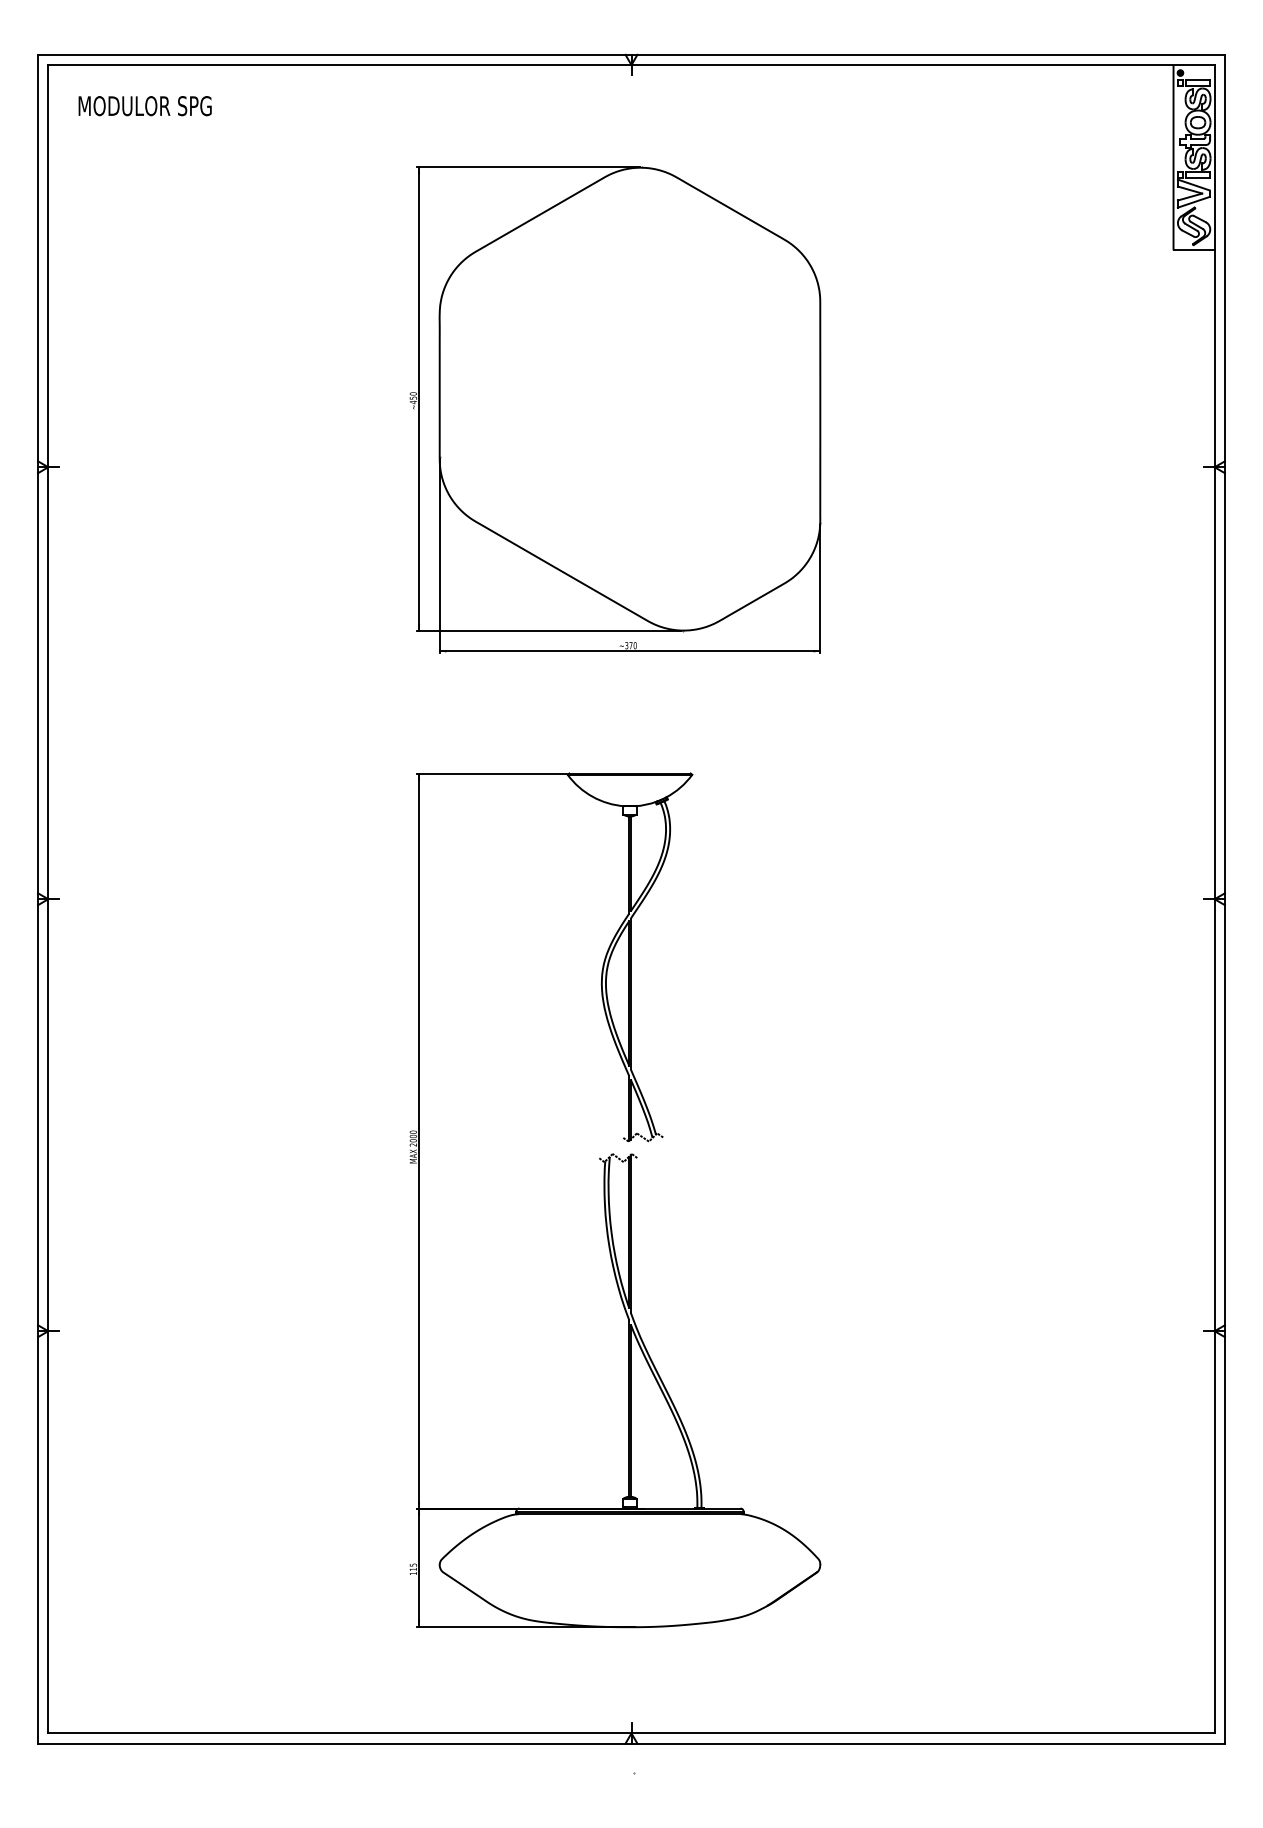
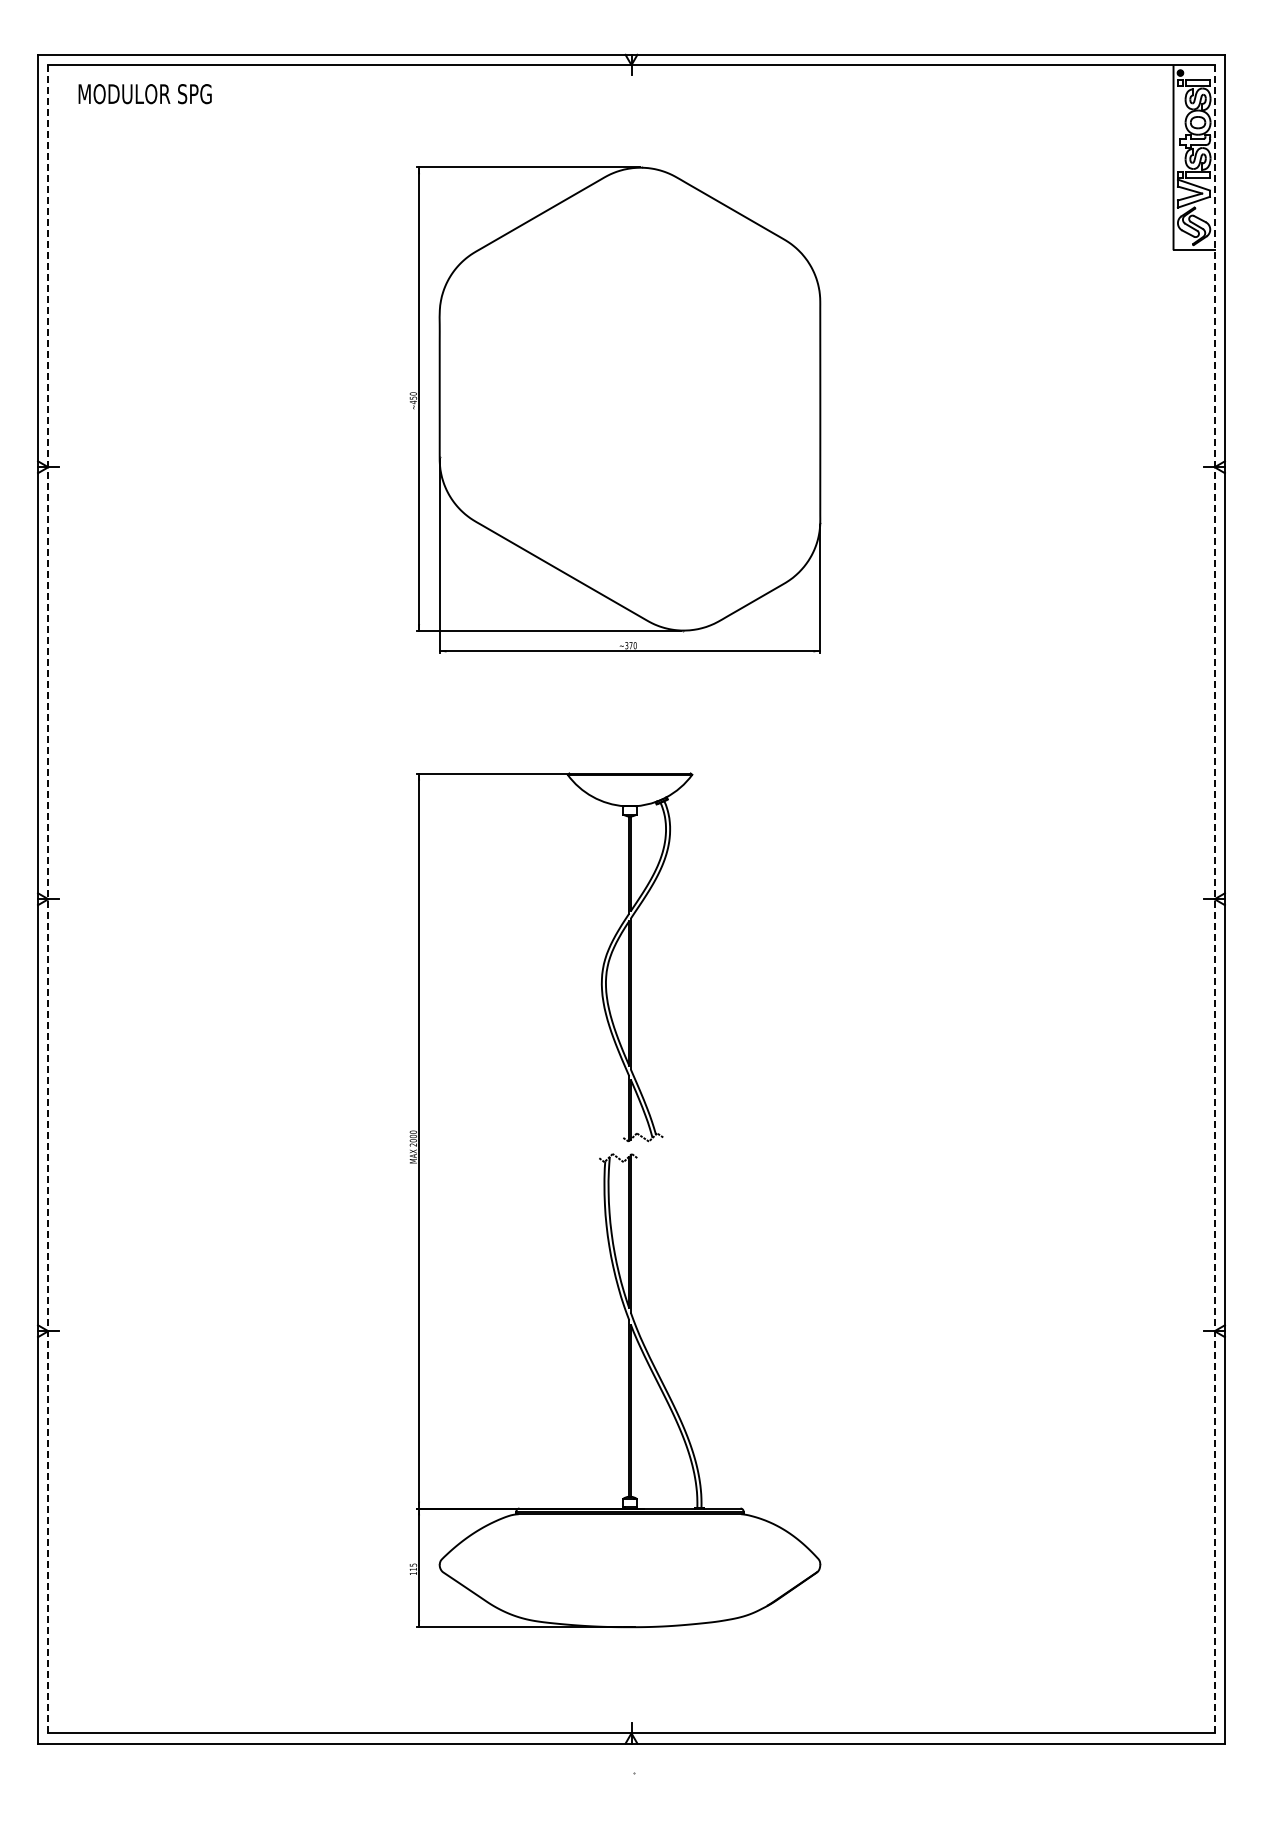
text position: (144, 106) -> (144, 94) (144, 94)
line: solid -> dashed (1214, 898)
line: solid -> dashed (48, 899)
